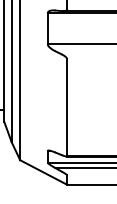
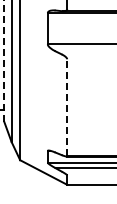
line: solid -> dashed (4, 61)
line: solid -> dashed (67, 107)
